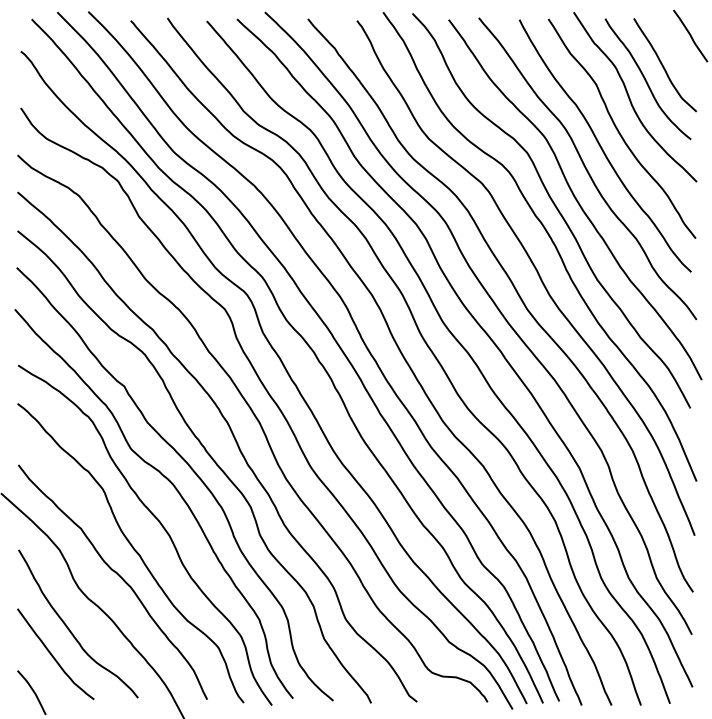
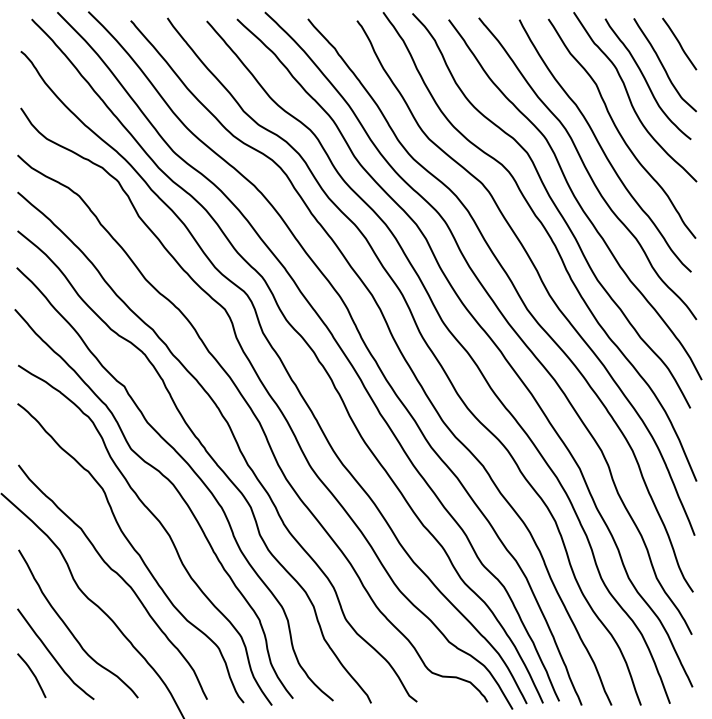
line position: (690, 35) -> (679, 43) (679, 43)
curve position: (32, 691) -> (32, 674) (32, 674)
